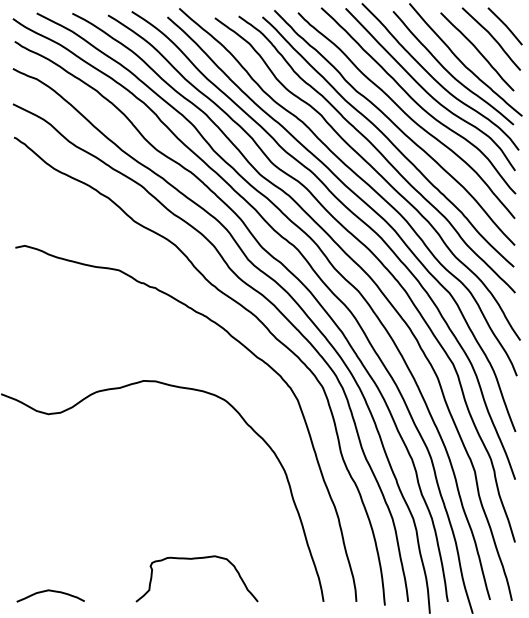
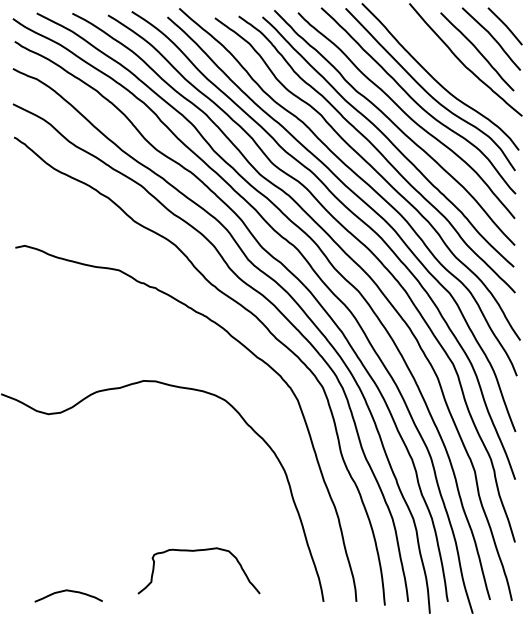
curve: present -> none (449, 71)
curve position: (196, 559) -> (198, 551) (198, 551)
curve position: (50, 591) -> (68, 591) (68, 591)
